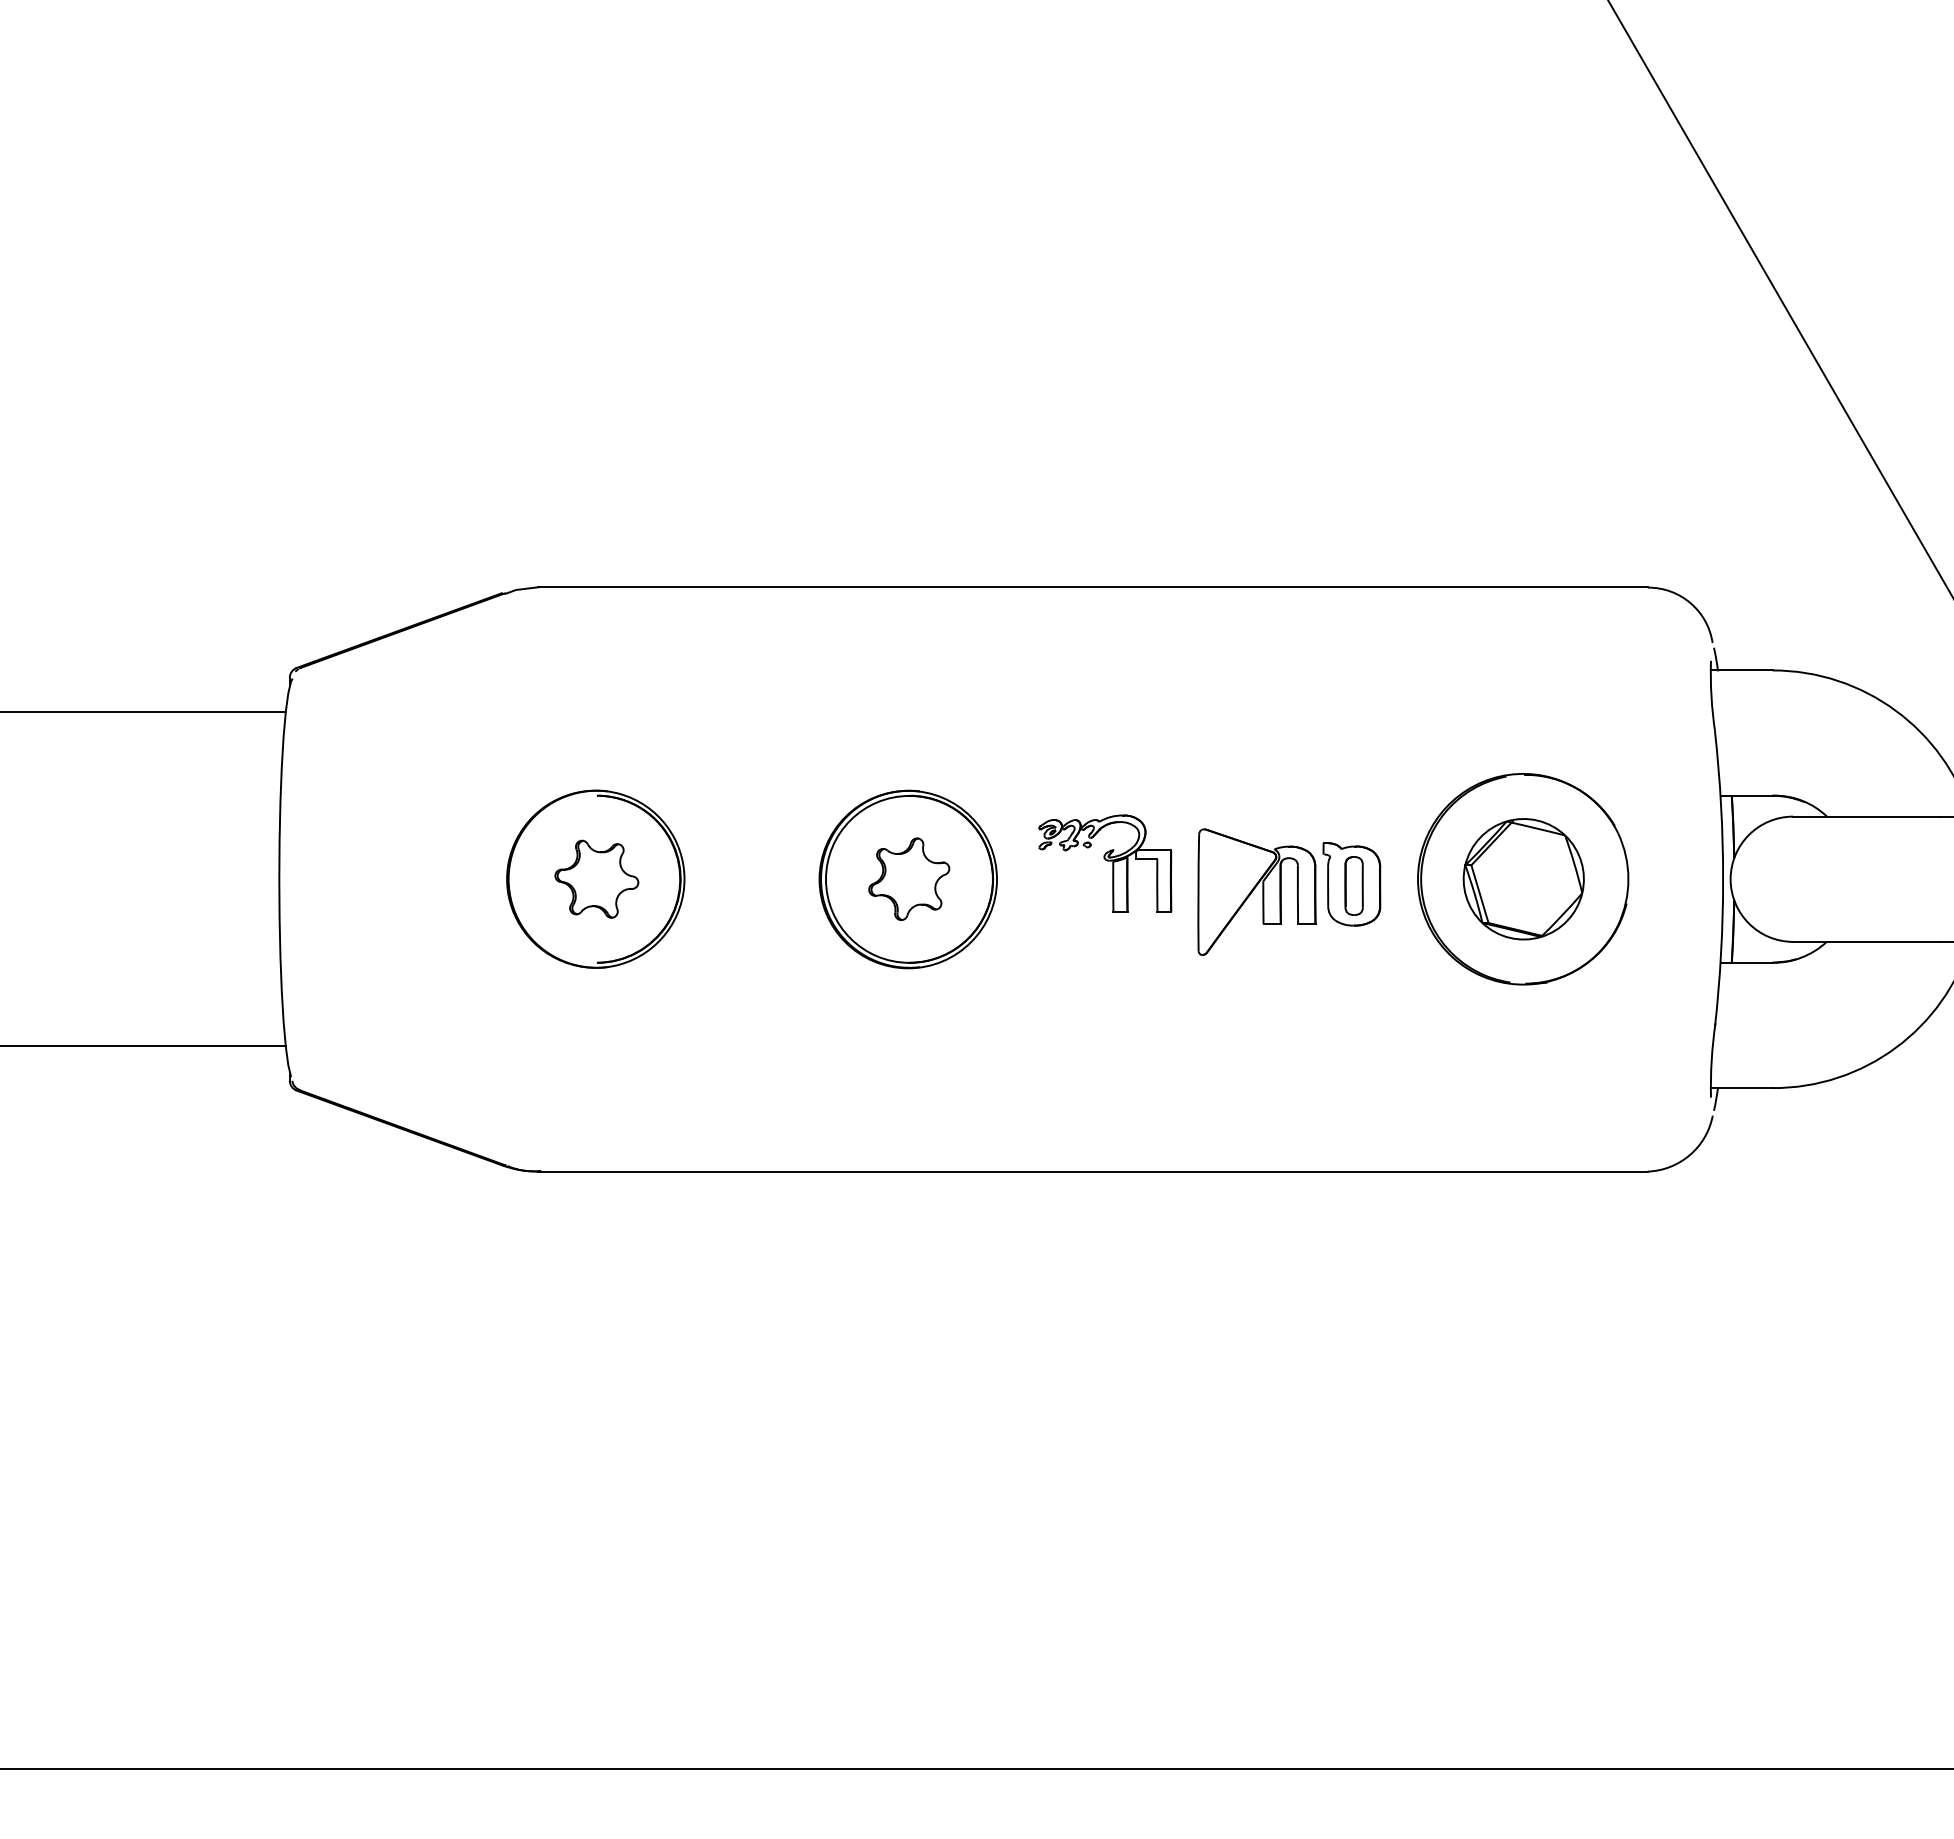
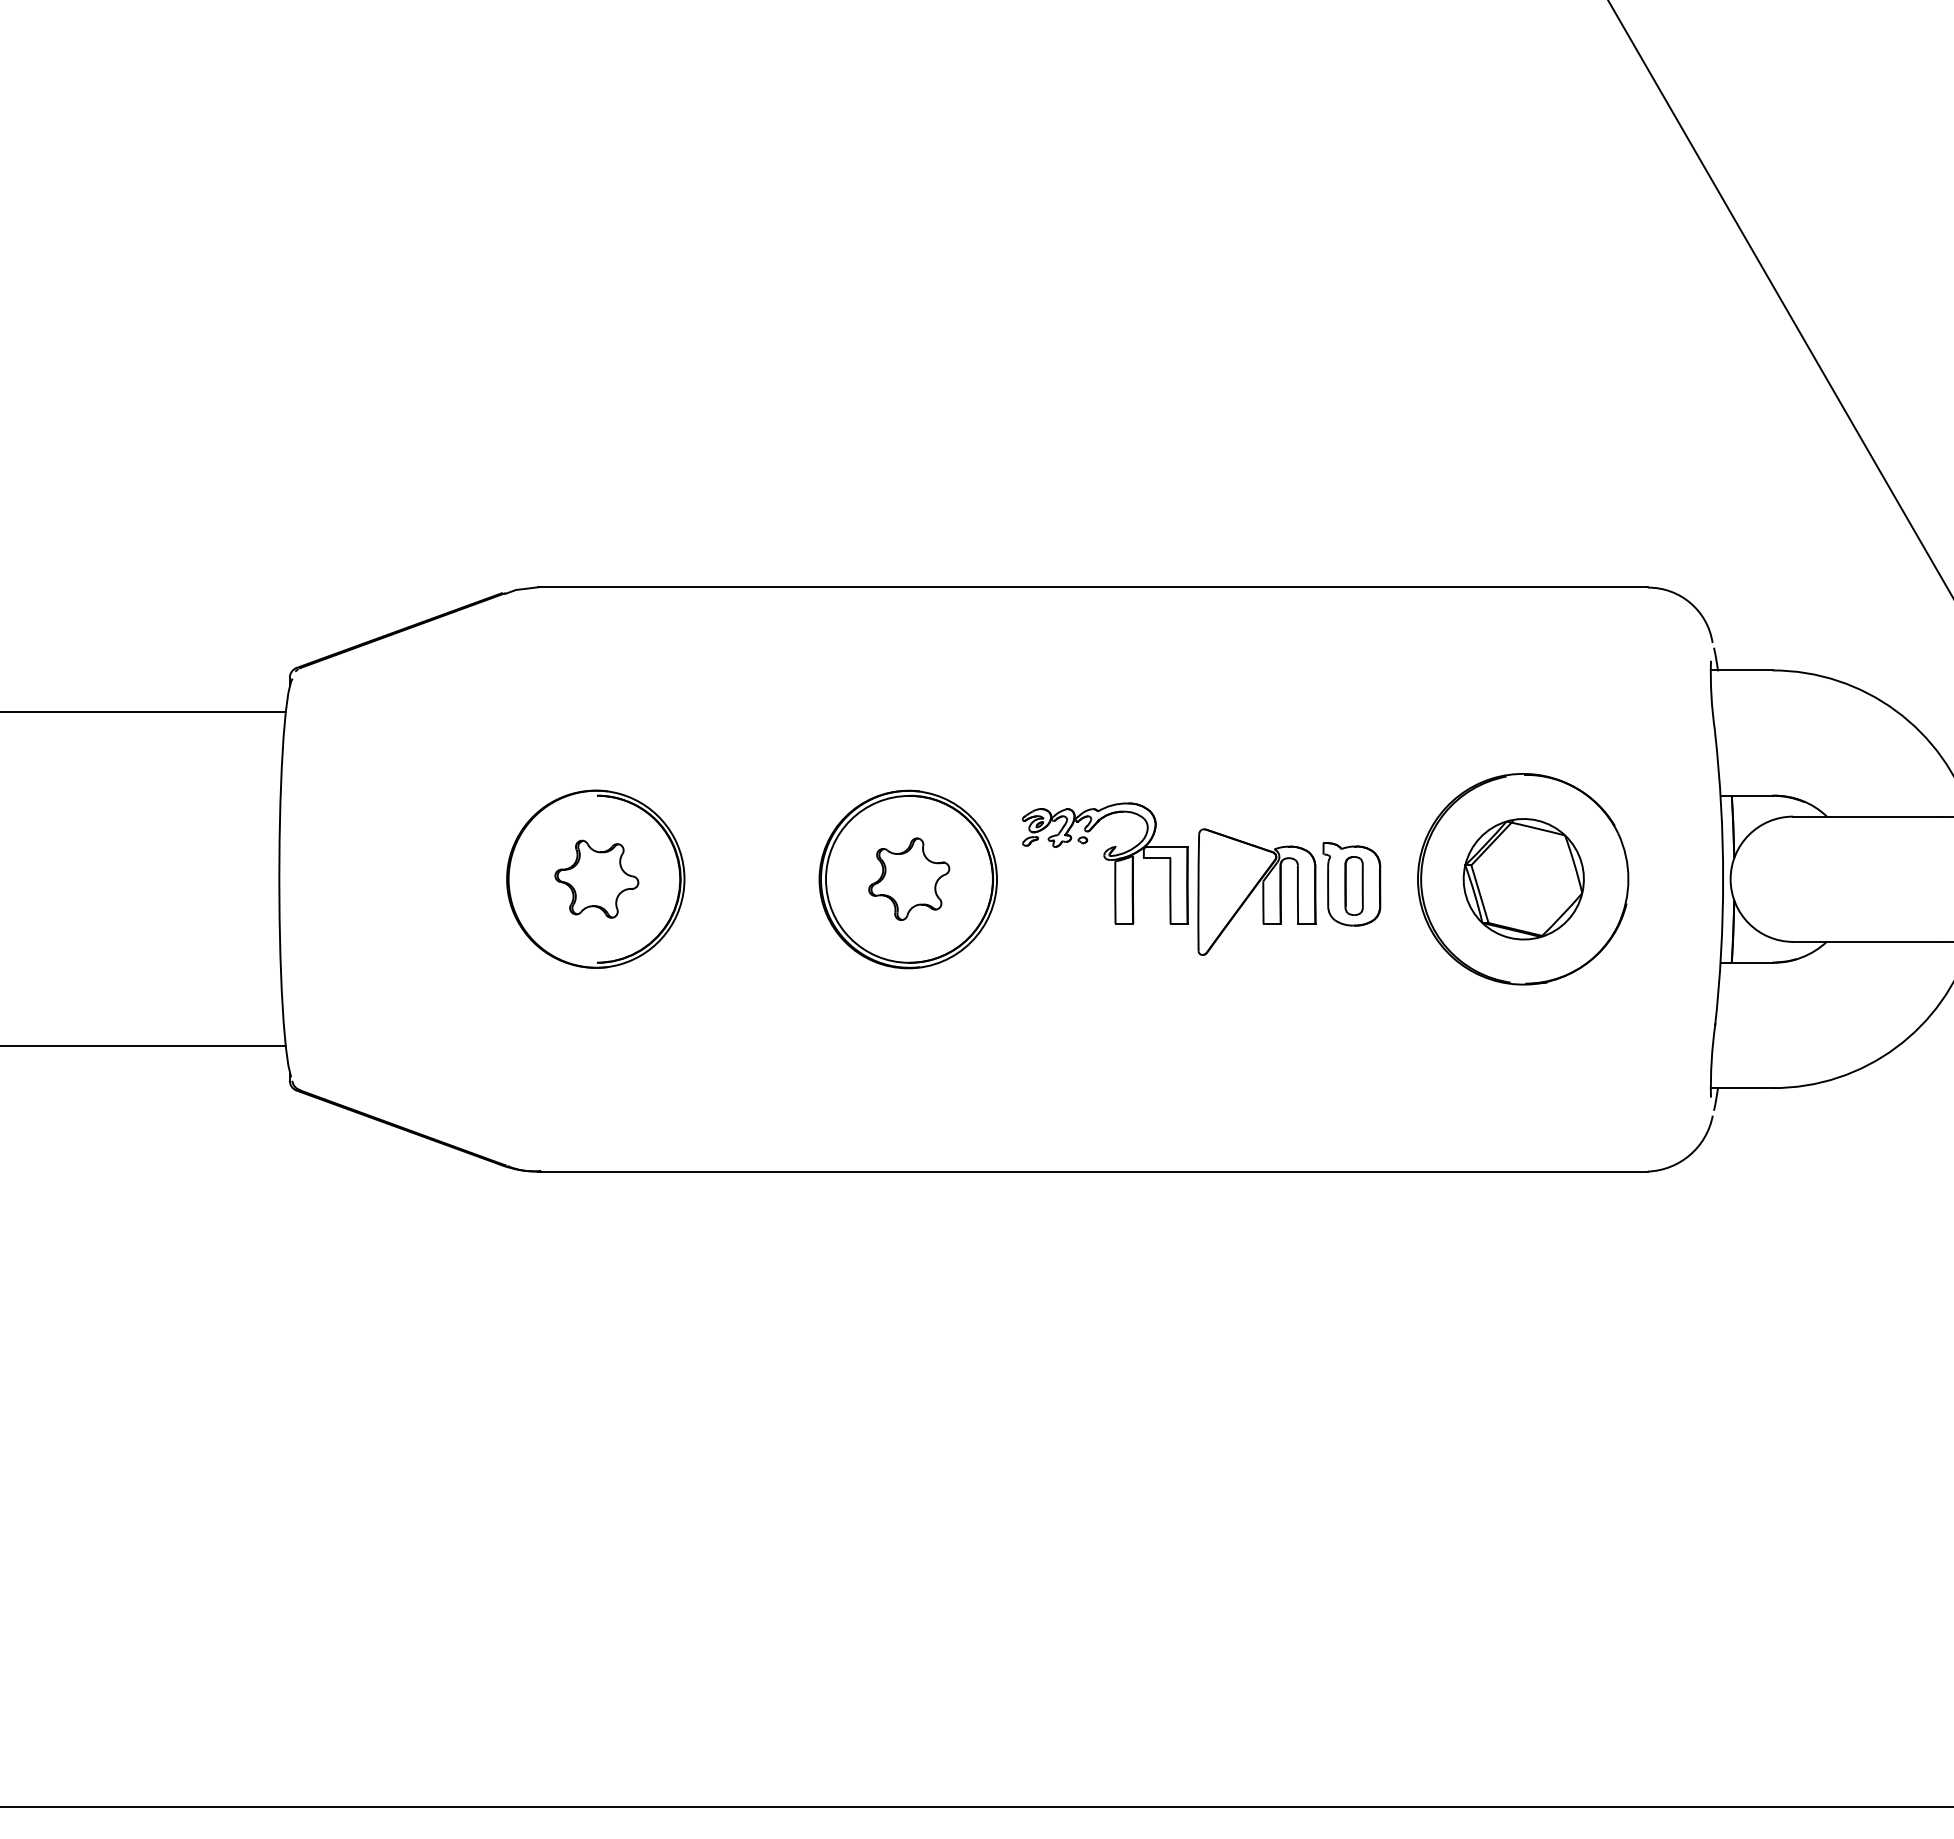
part size: 135x99 px -> 168x123 px (1104, 863)
line position: (976, 1769) -> (976, 1807) (976, 1807)
